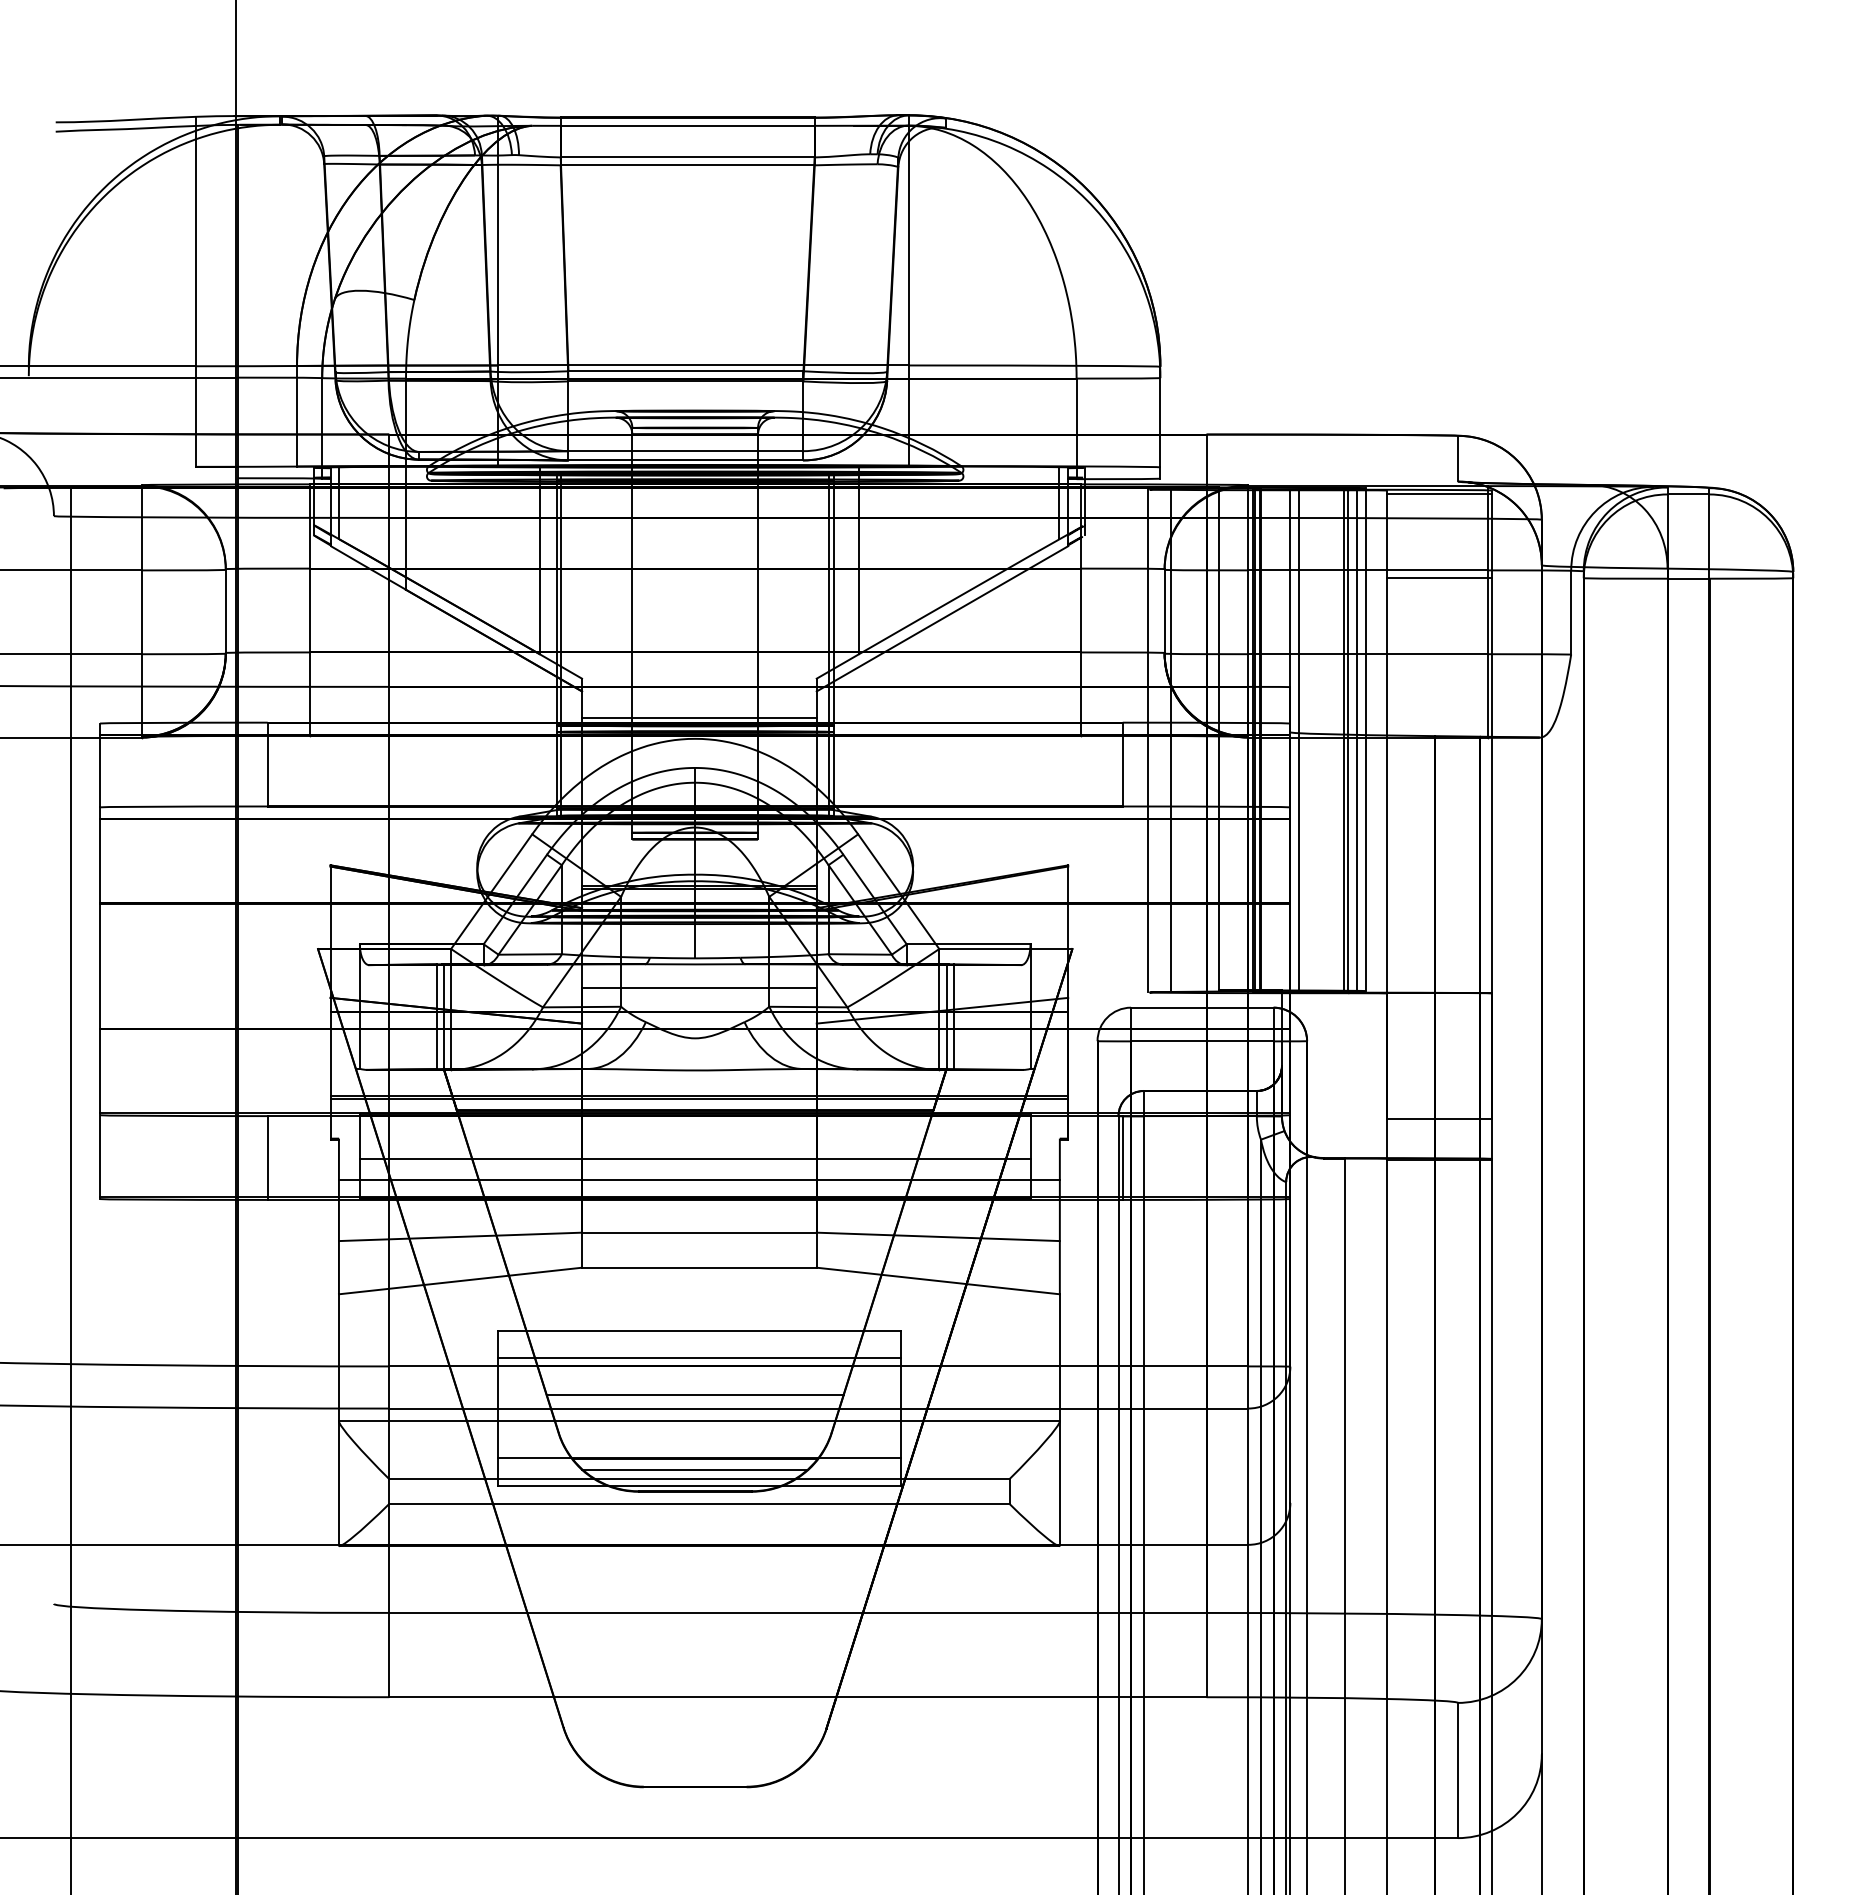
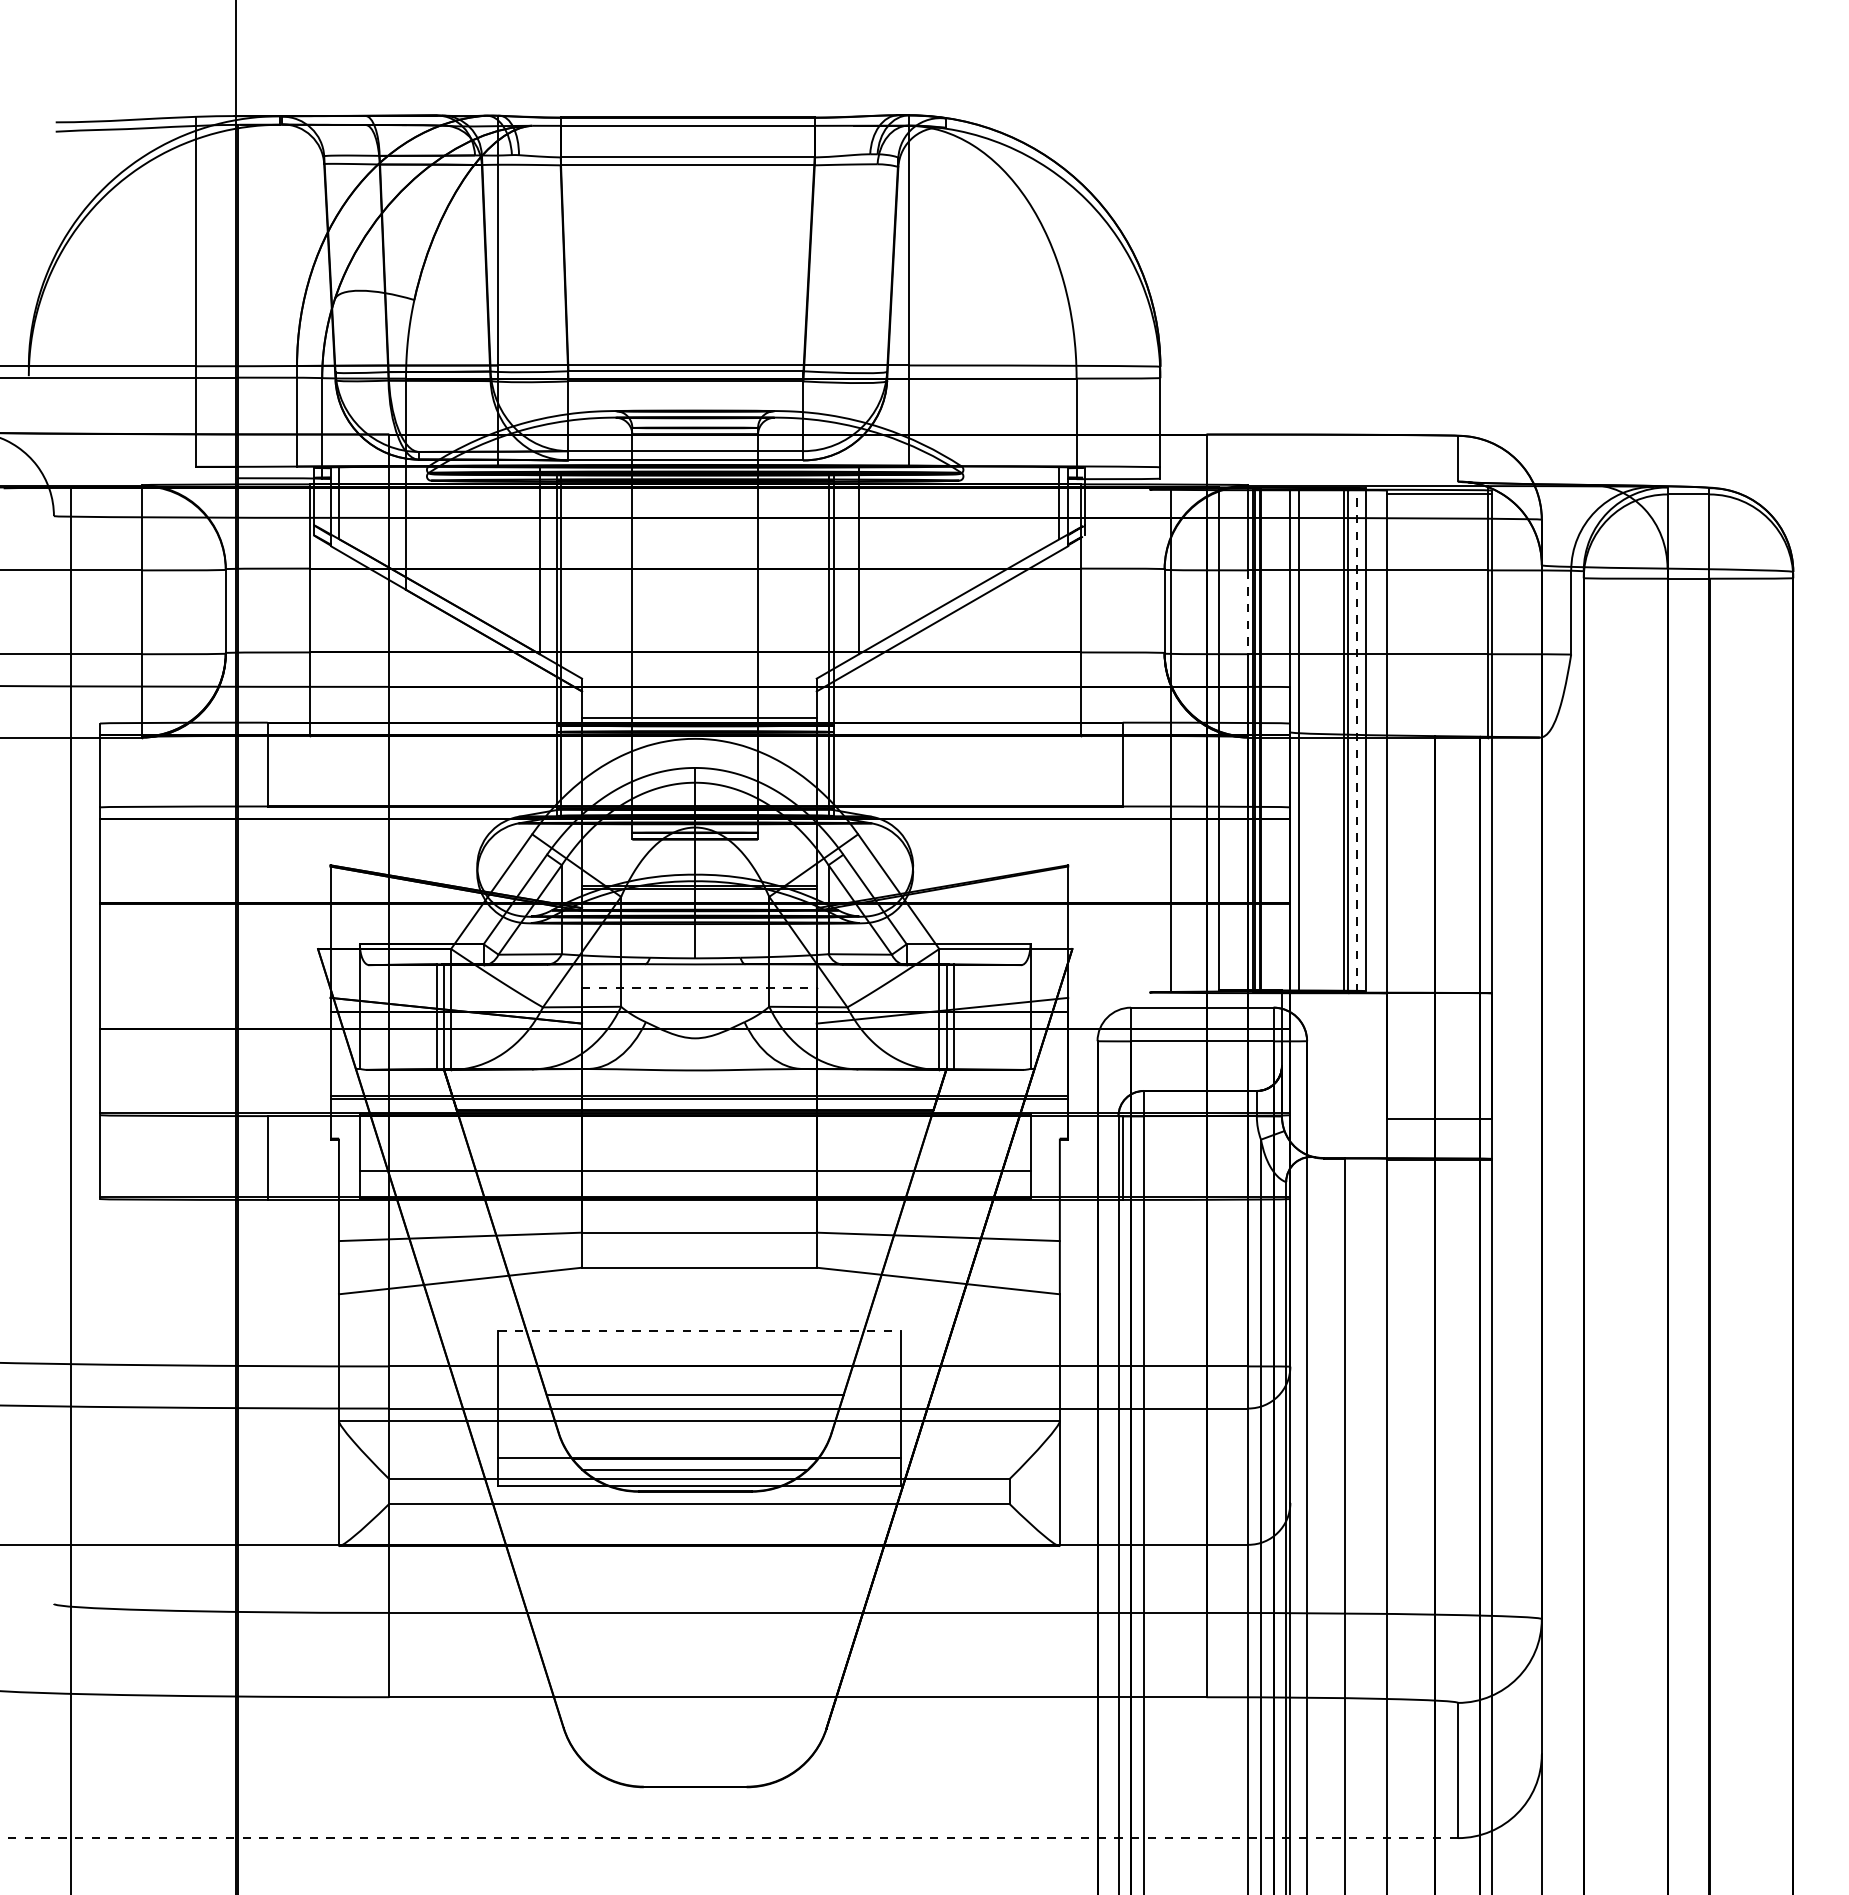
line: present -> none (1438, 578)
line: solid -> dashed (1248, 612)
line: present -> none (1147, 740)
line: solid -> dashed (1357, 740)
line: solid -> dashed (699, 988)
line position: (694, 1159) -> (694, 1171) (694, 1171)
line: present -> none (698, 1180)
line: solid -> dashed (699, 1330)
line: present -> none (699, 1358)
line: solid -> dashed (729, 1838)
